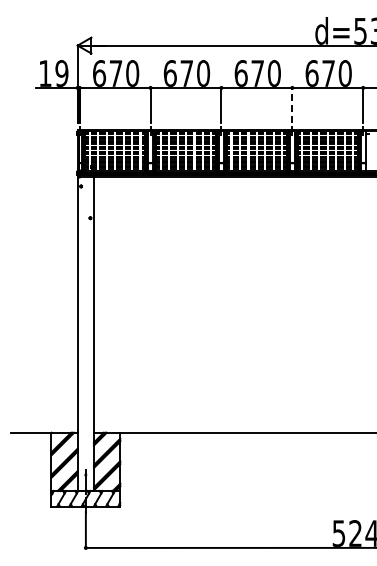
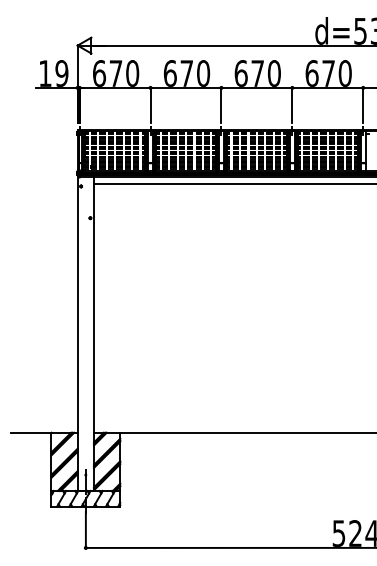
line: dashed -> solid (292, 105)
line: none -> present (233, 183)
